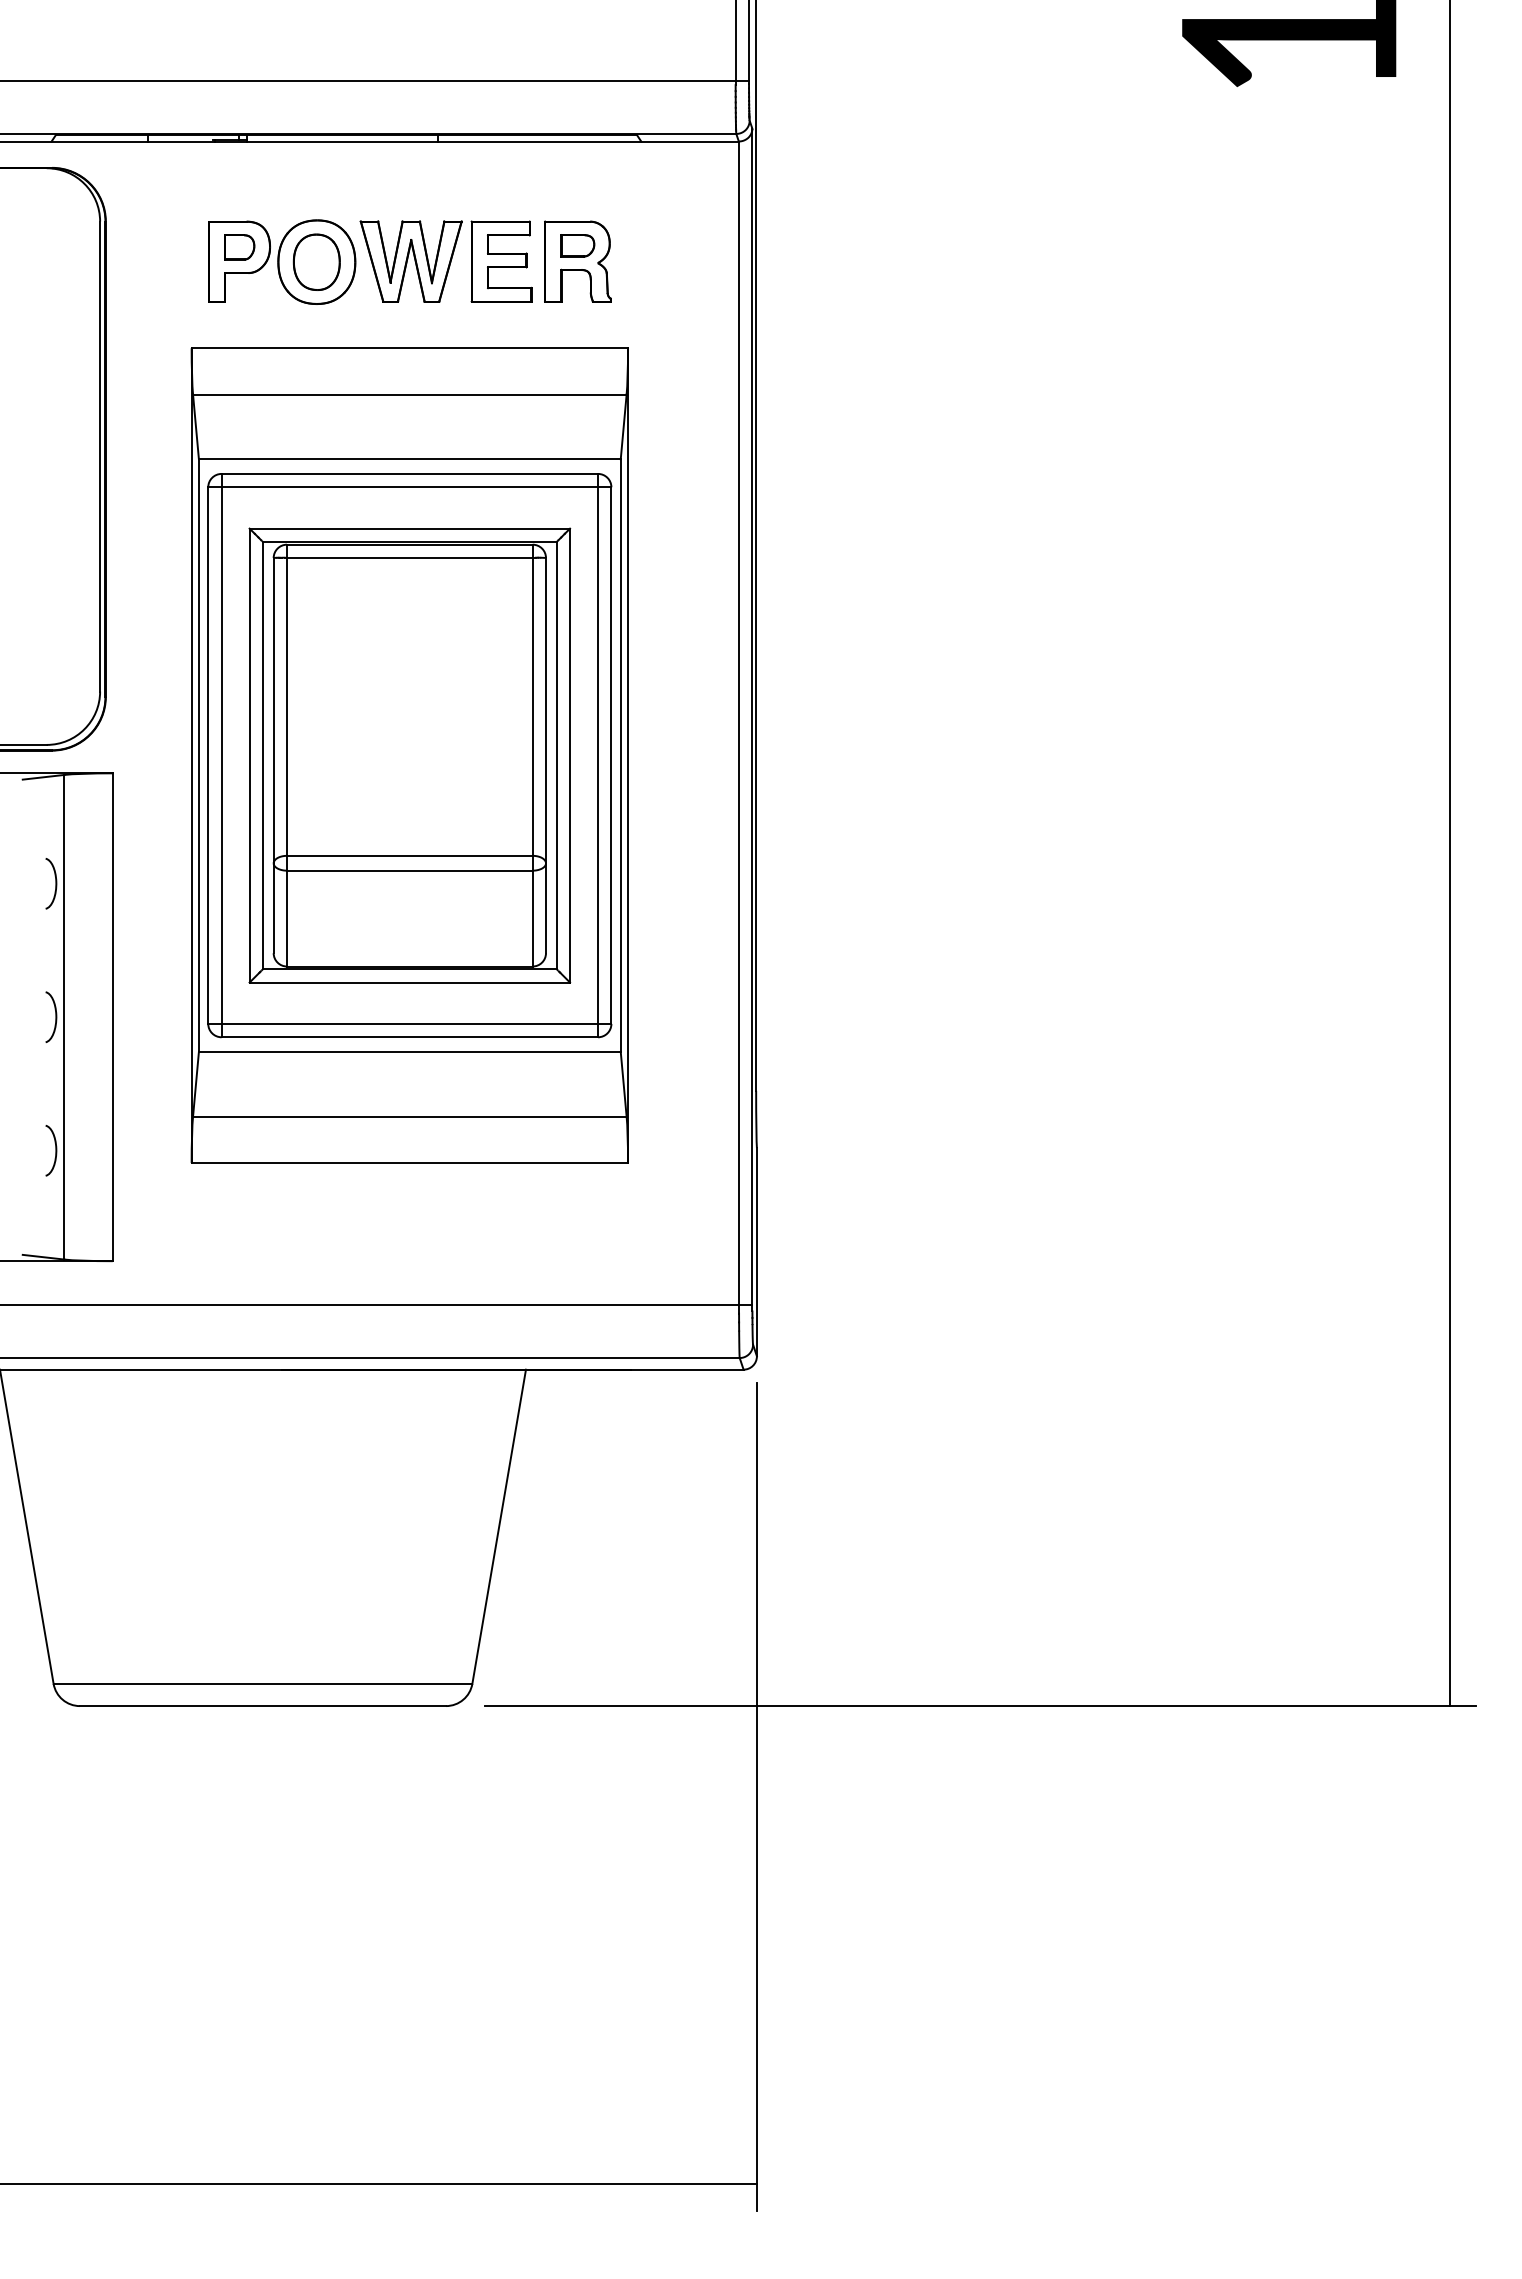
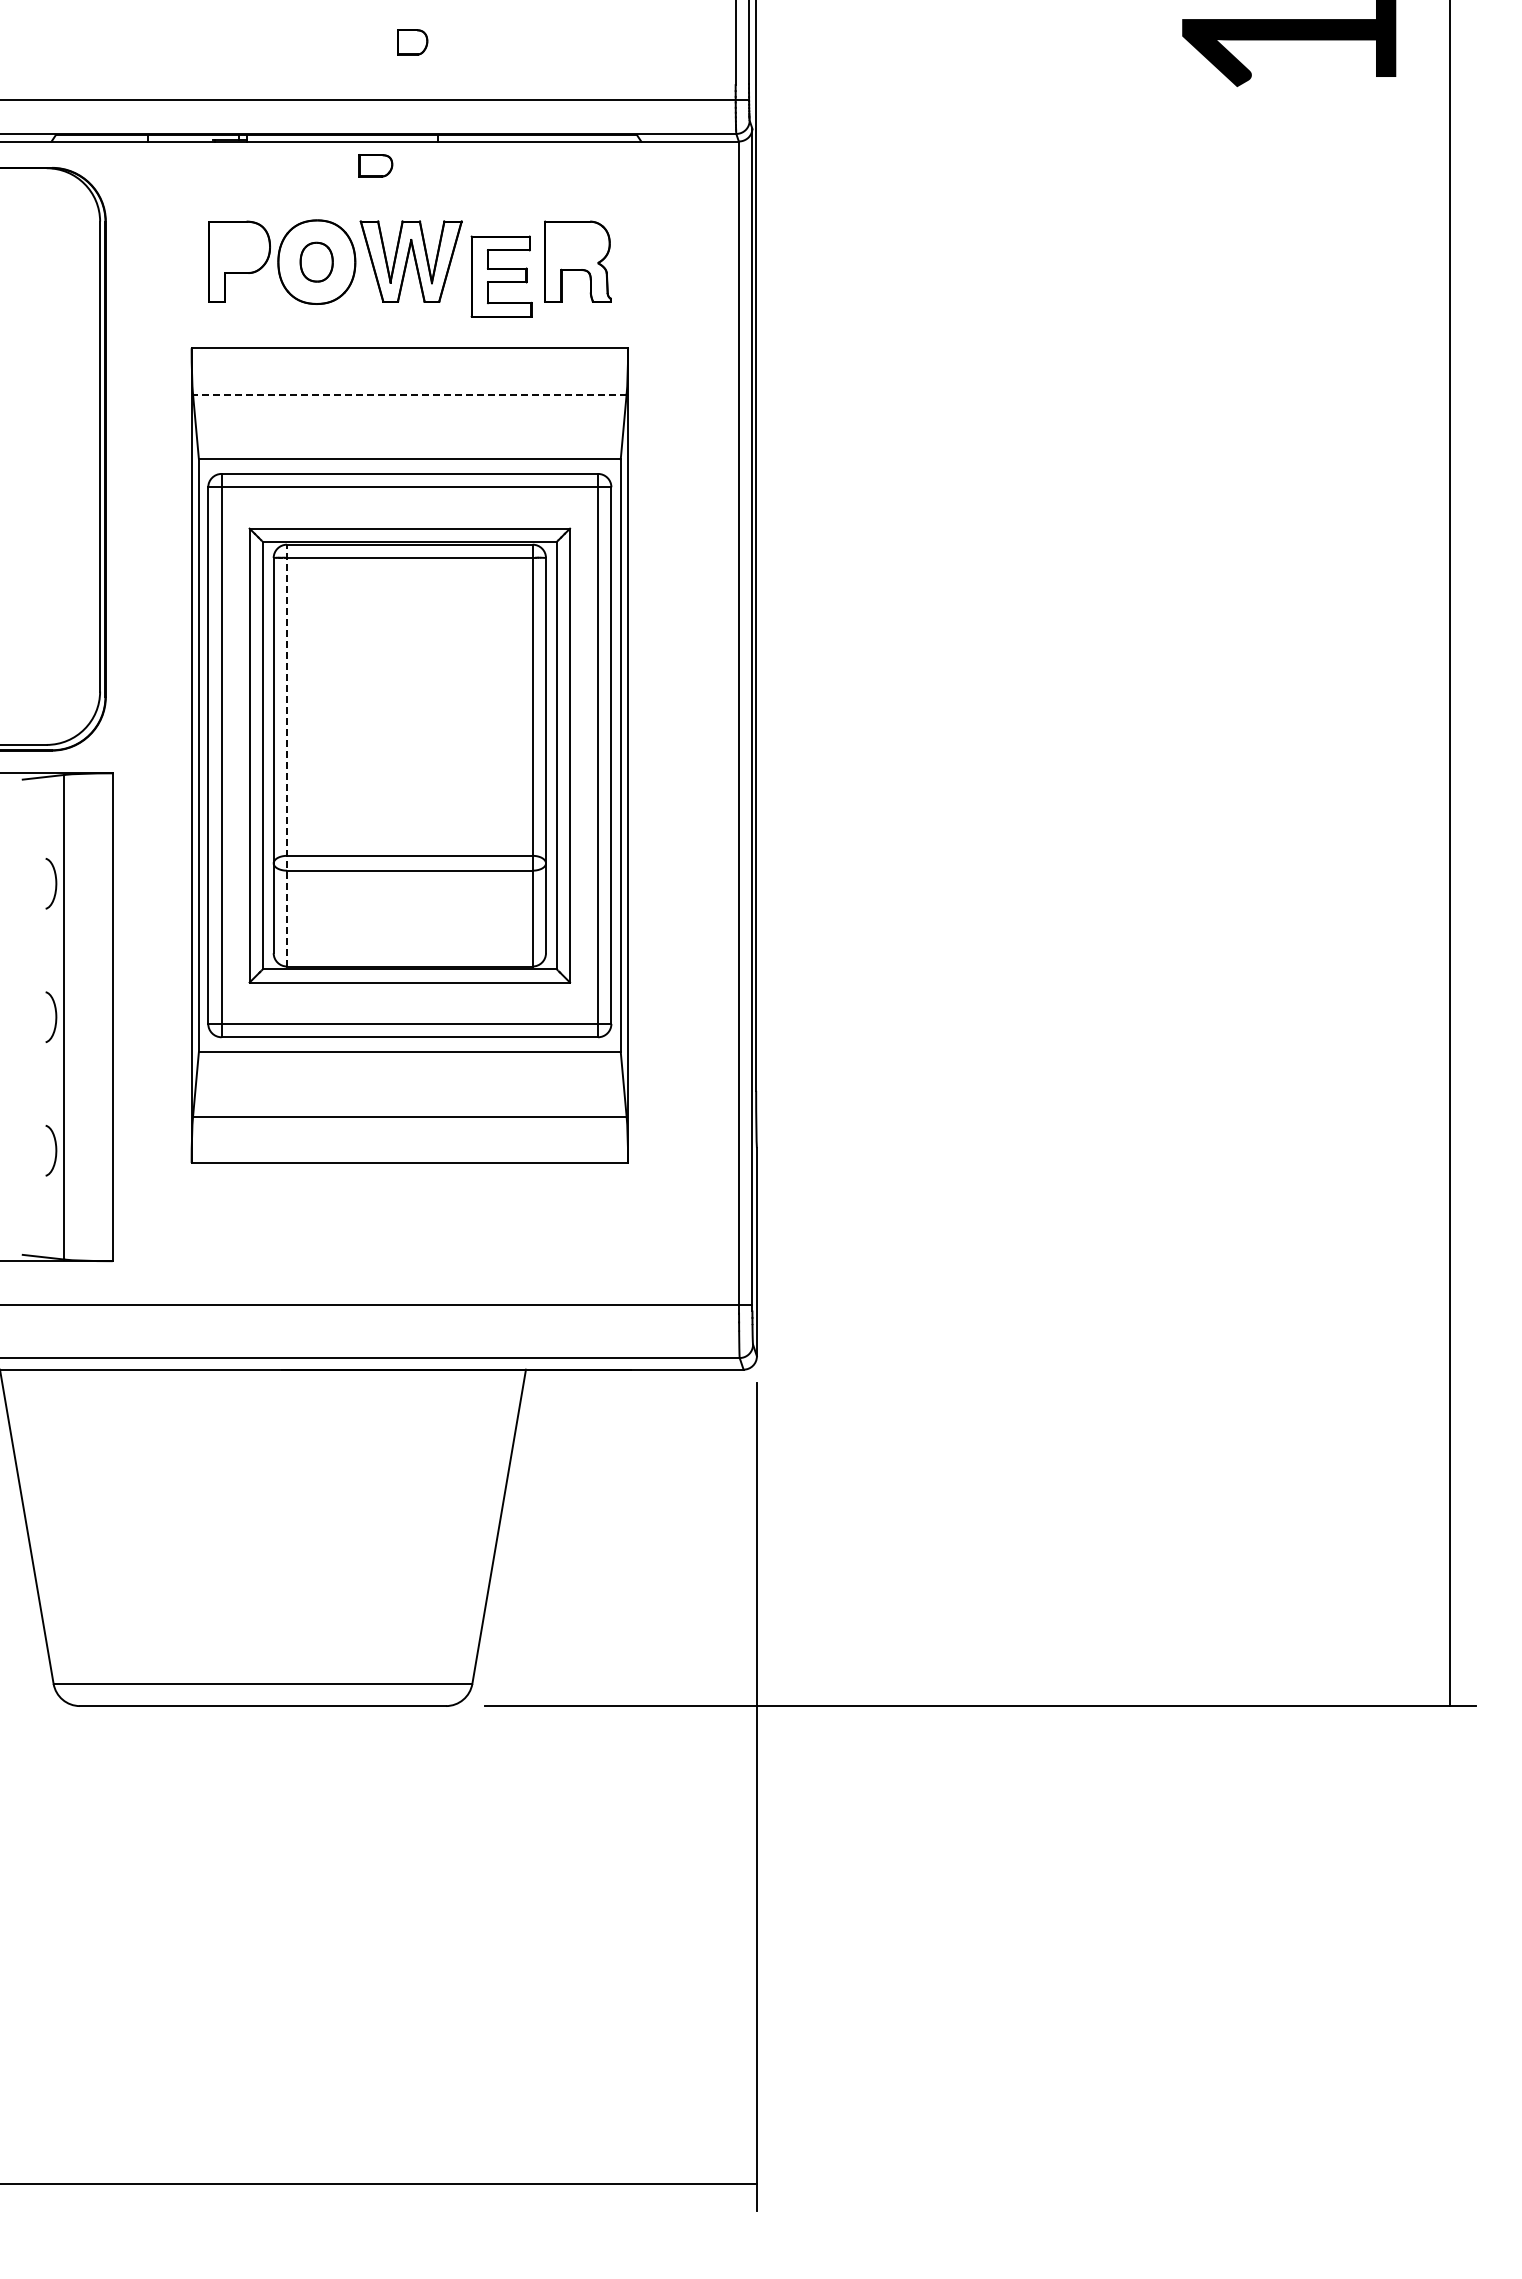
line position: (375, 80) -> (375, 99) (375, 99)
part position: (577, 245) -> (375, 165) (375, 165)
part position: (239, 247) -> (412, 42) (412, 42)
part size: 49x58 px -> 35x42 px (316, 261)
part position: (501, 261) -> (501, 276) (501, 276)
line: solid -> dashed (409, 394)
line: solid -> dashed (287, 755)
